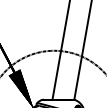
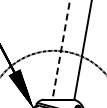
line: solid -> dashed (61, 50)
